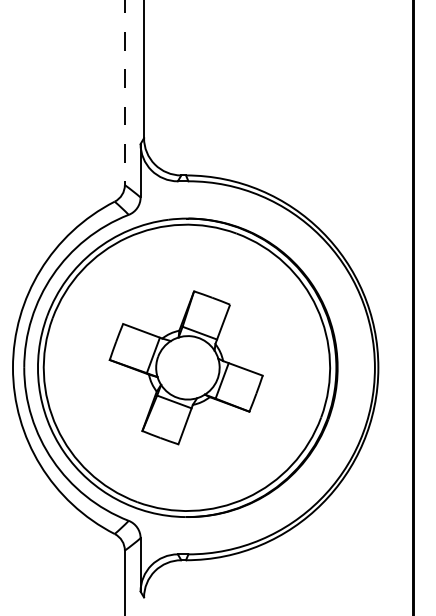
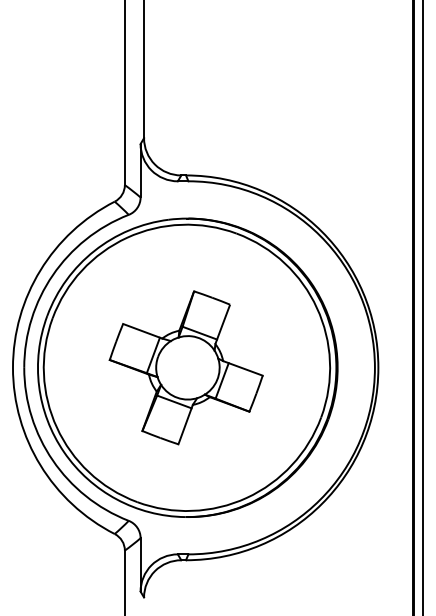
line: dashed -> solid (124, 93)
line: none -> present (423, 307)
